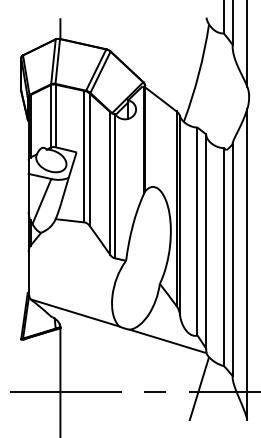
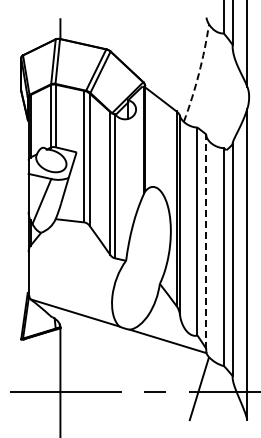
arc: solid -> dashed (198, 73)
line: solid -> dashed (206, 241)
